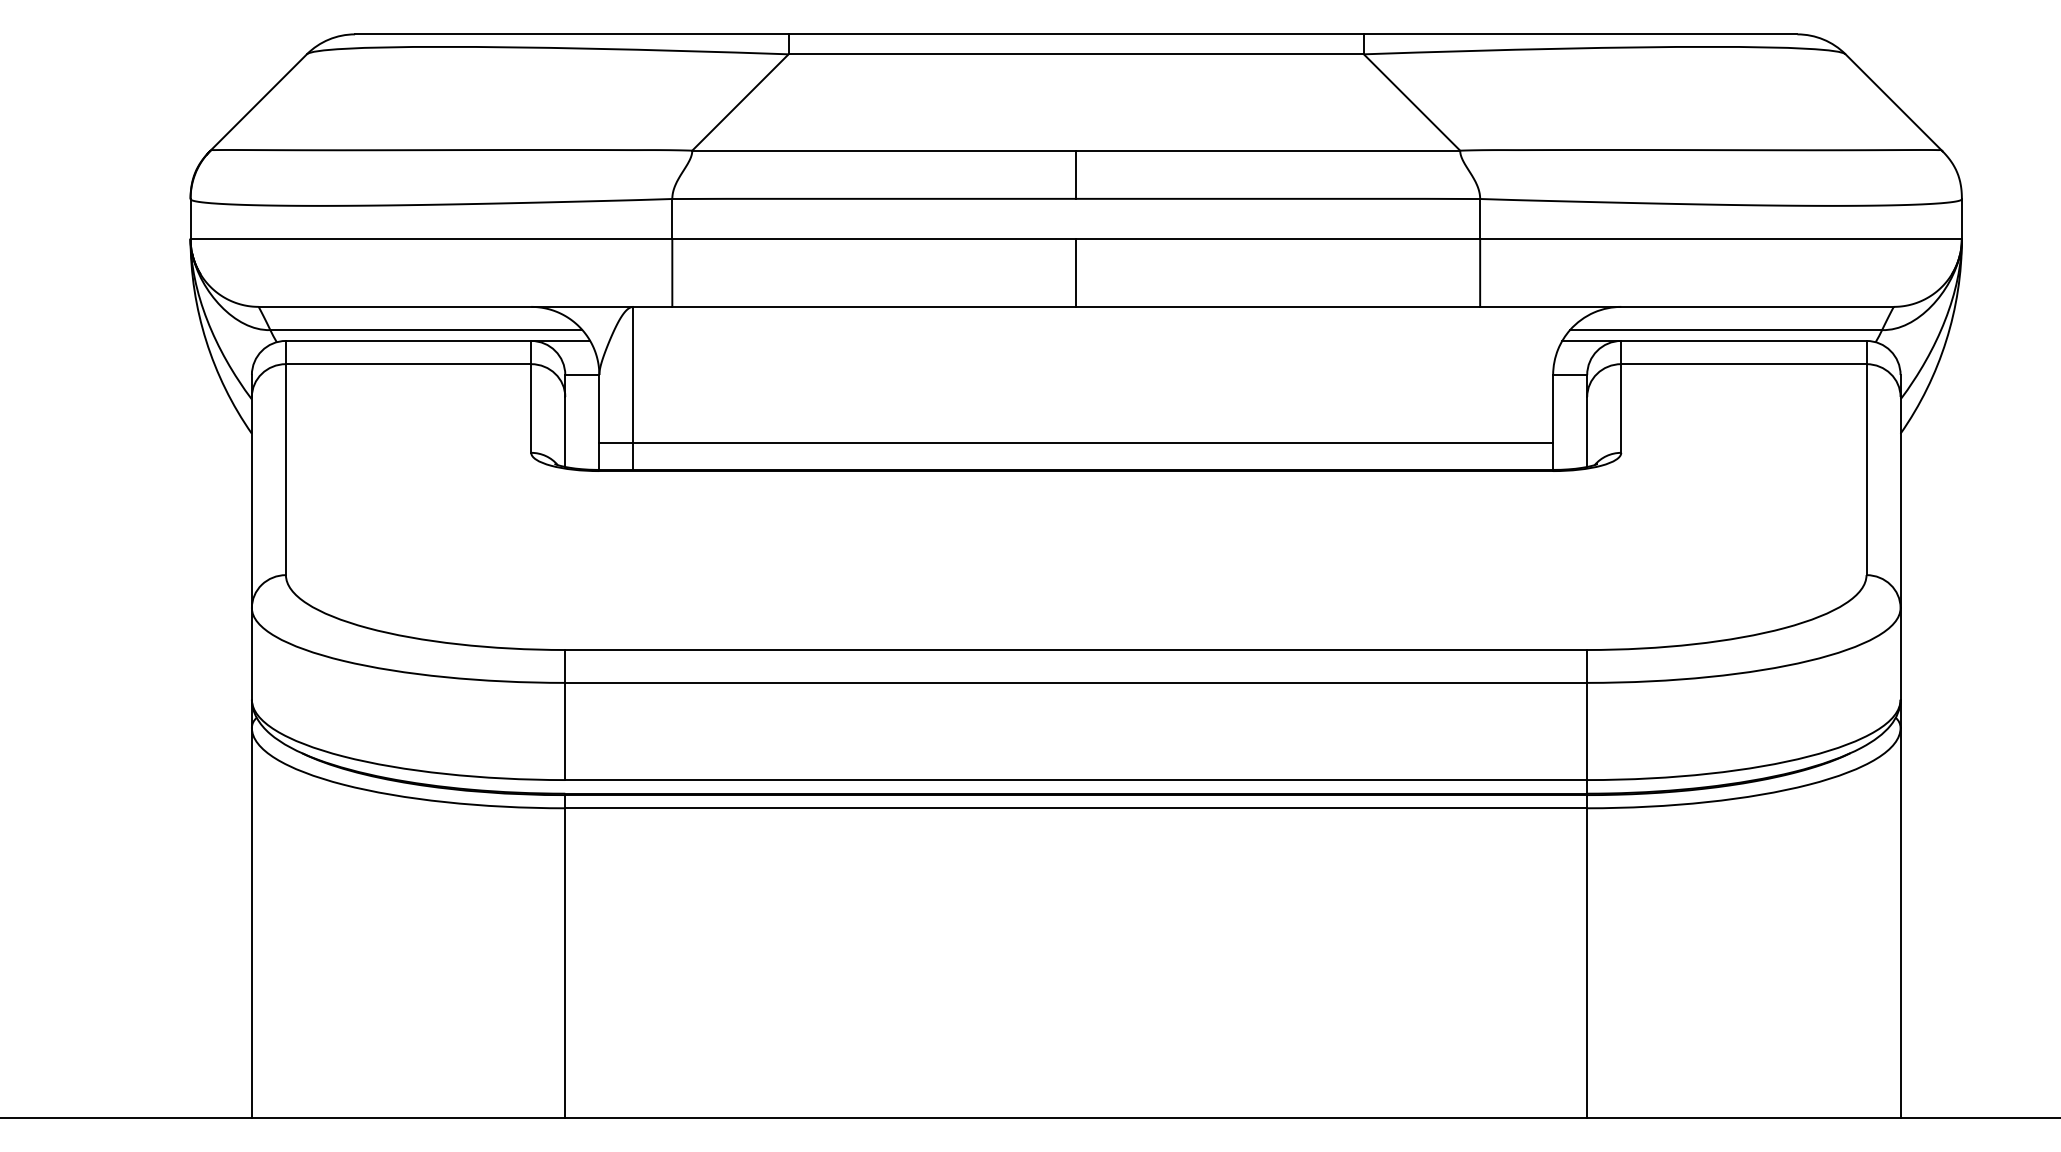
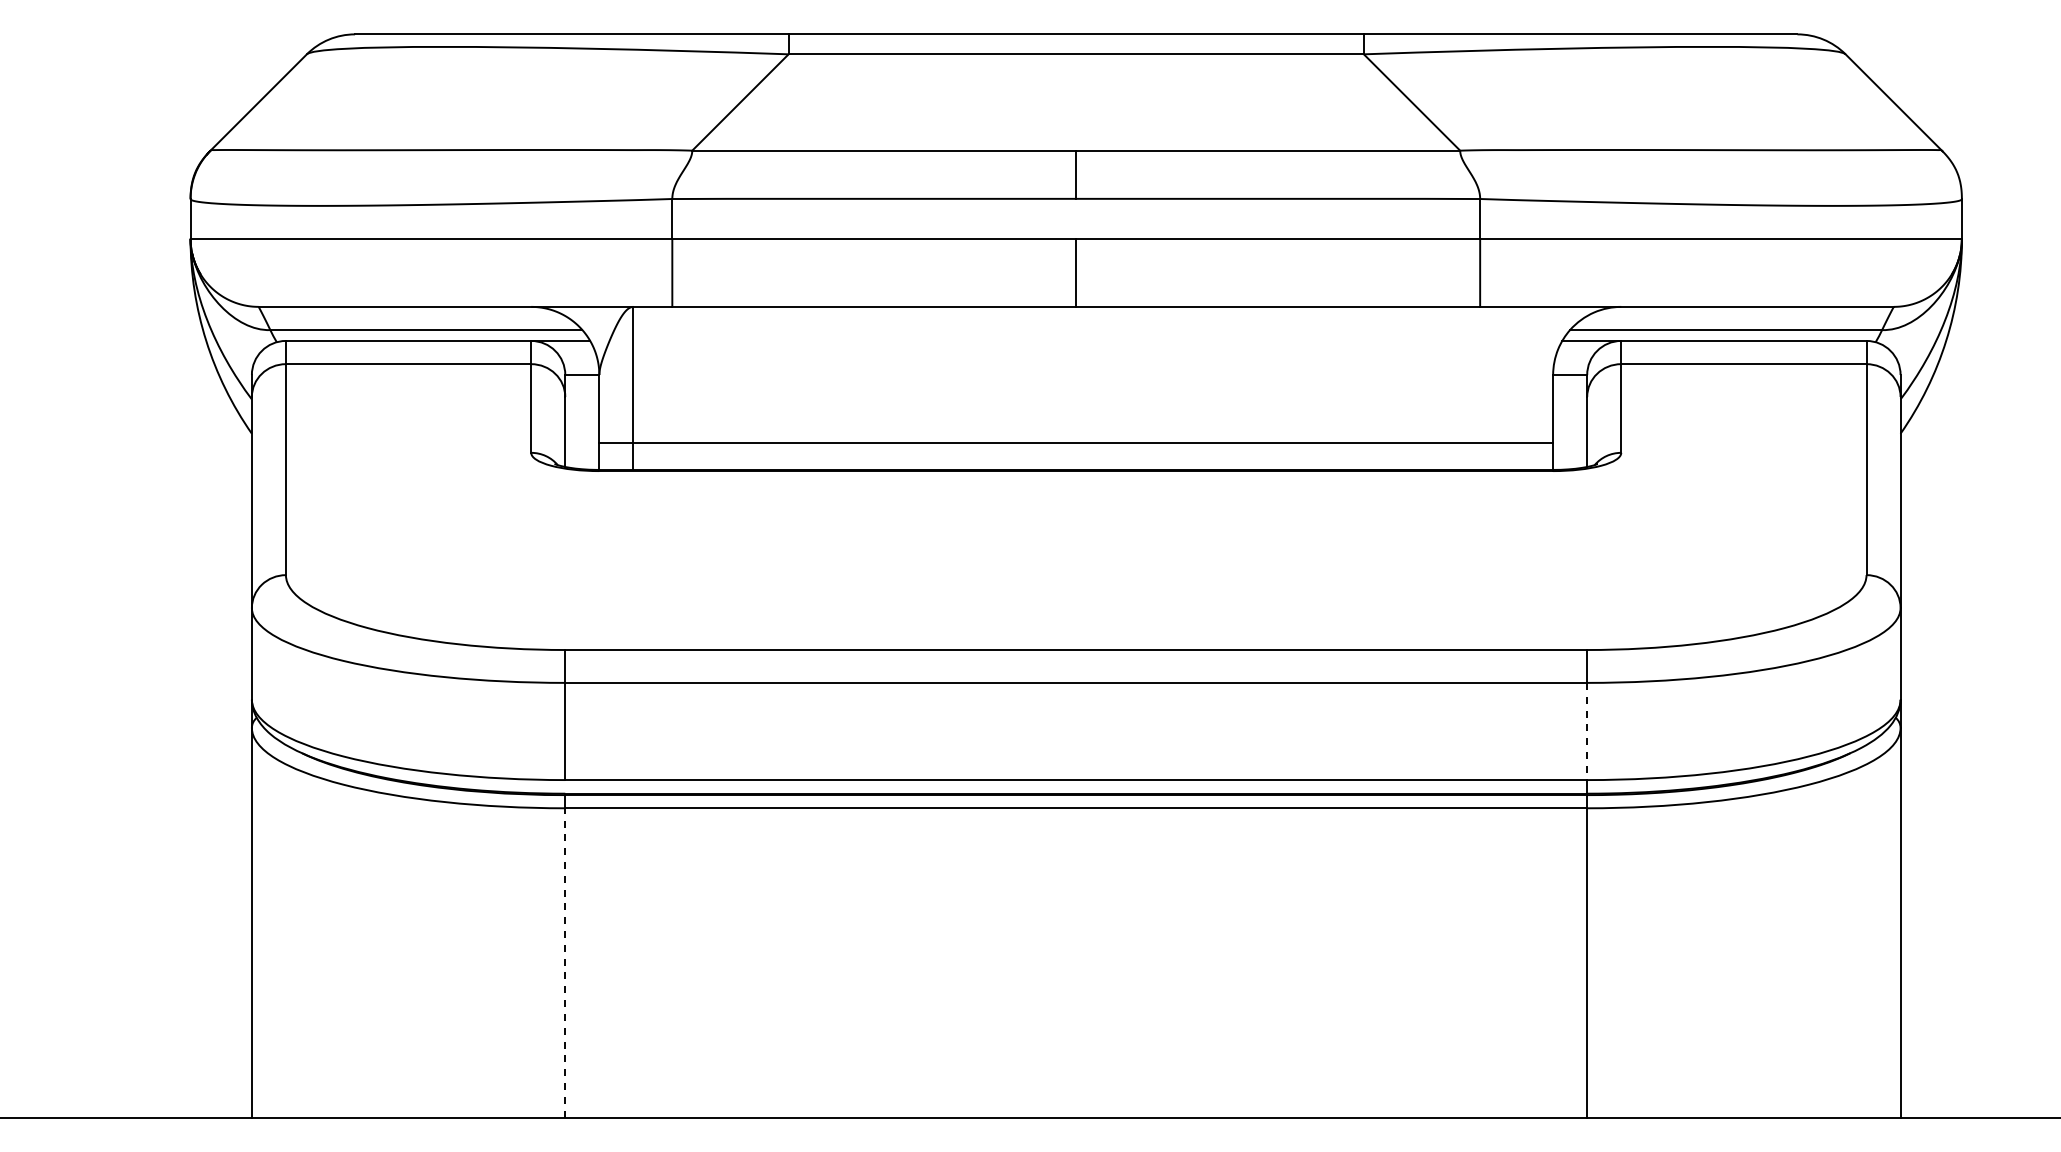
line: solid -> dashed (1587, 731)
line: solid -> dashed (565, 962)
